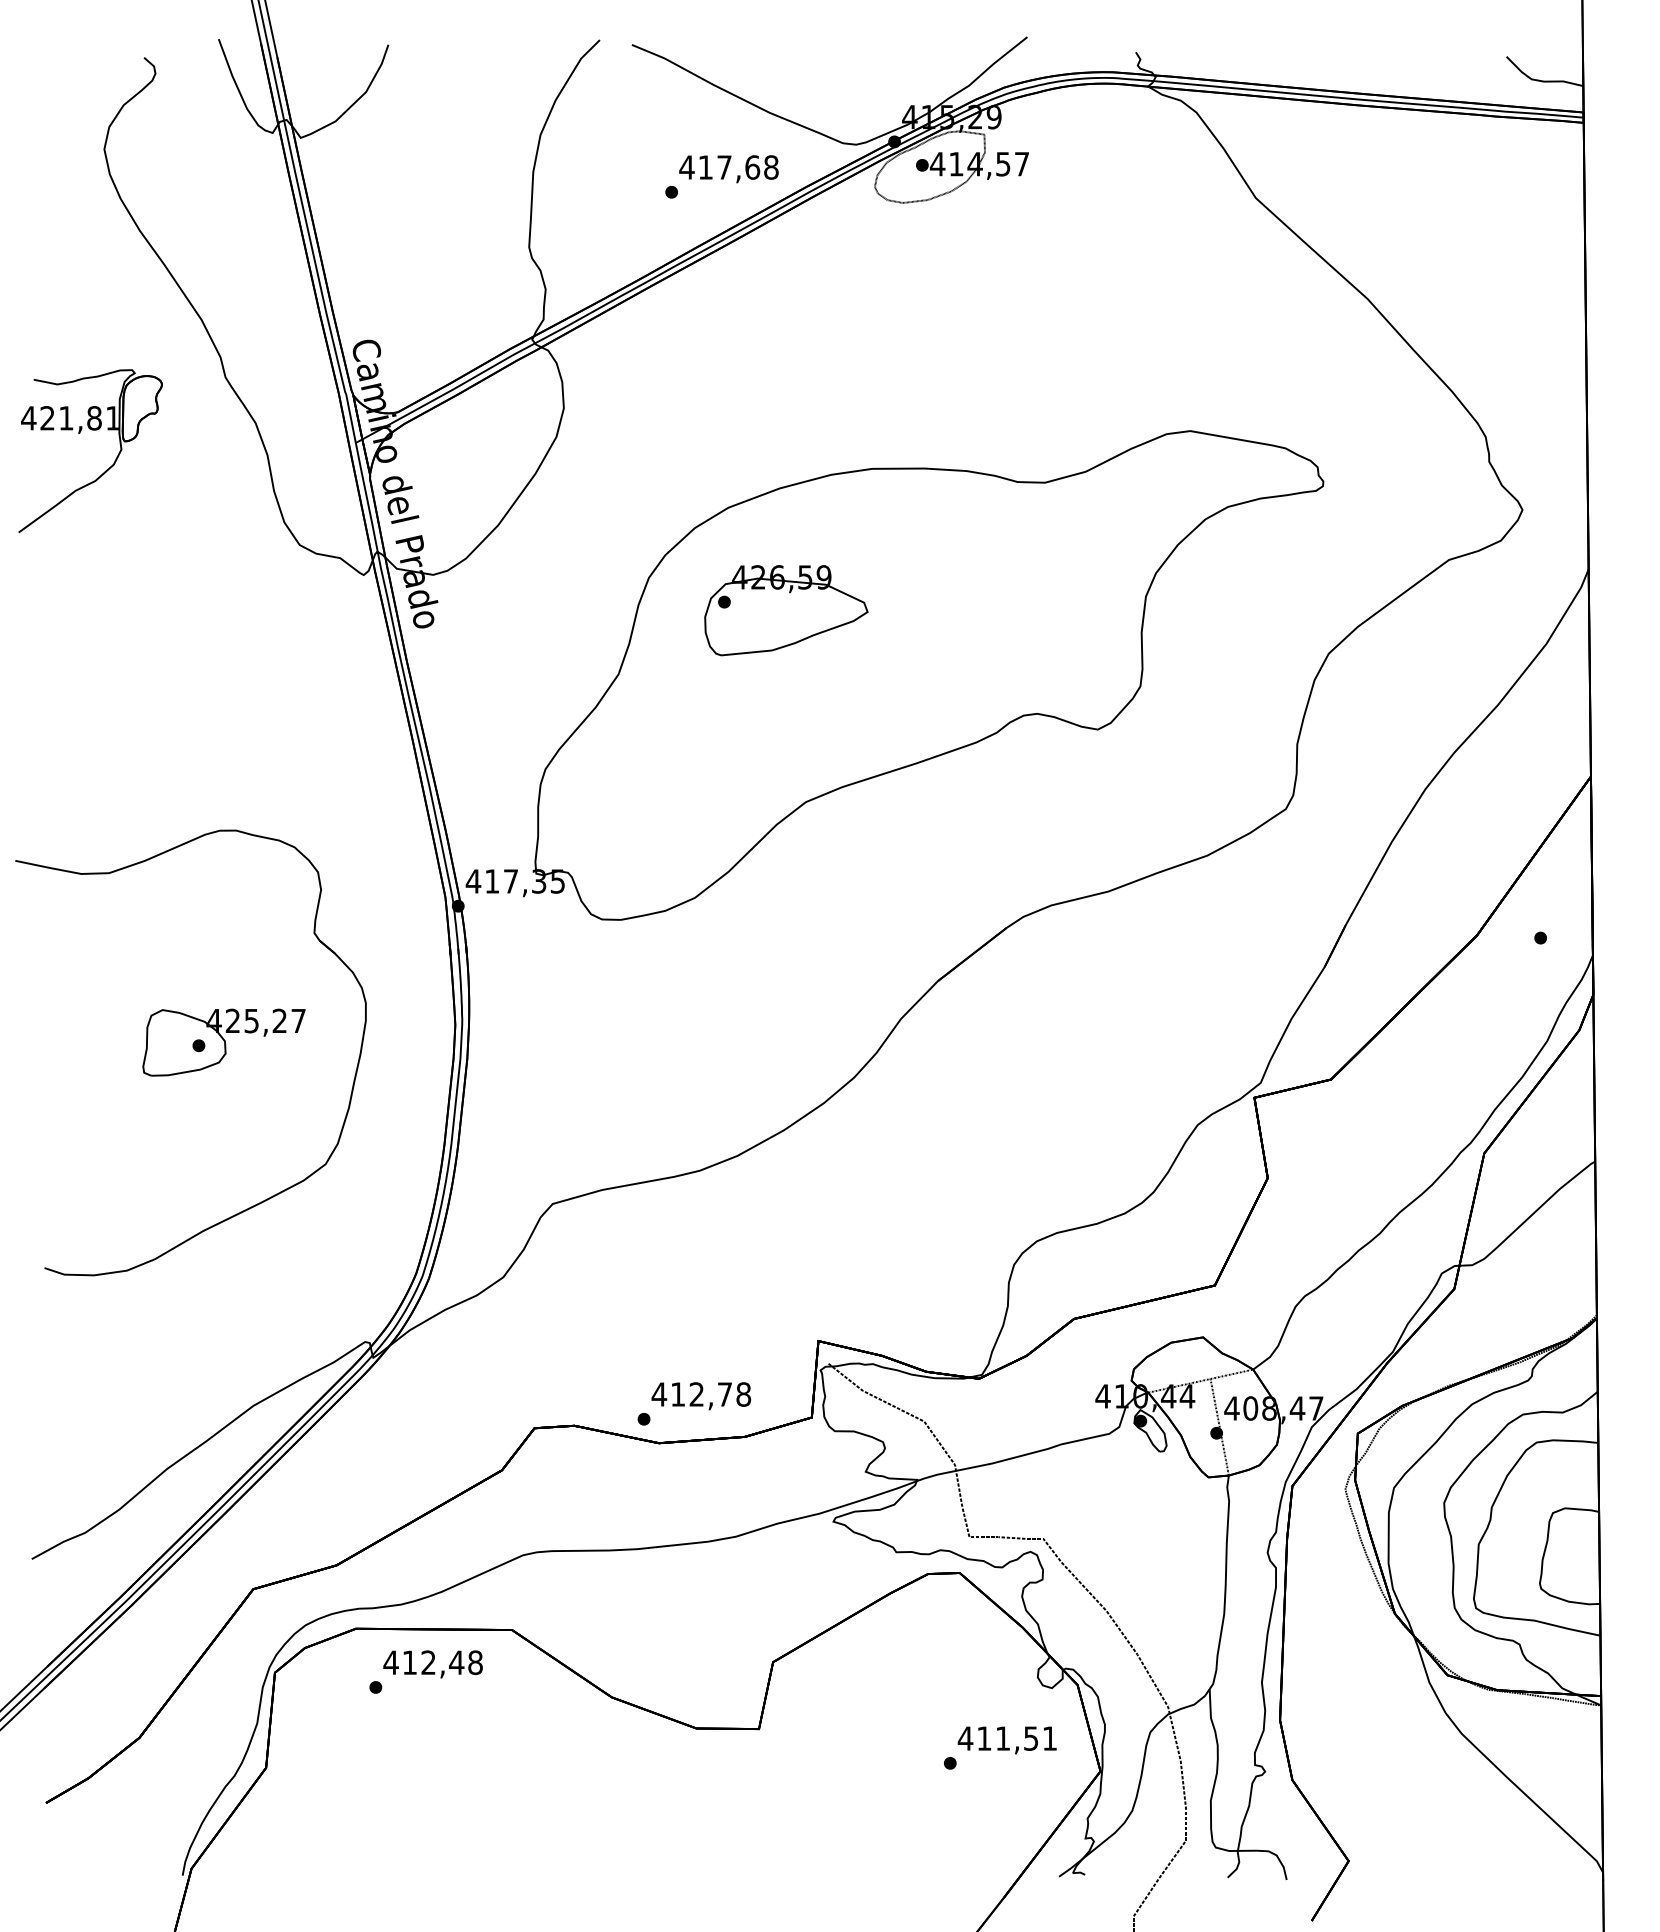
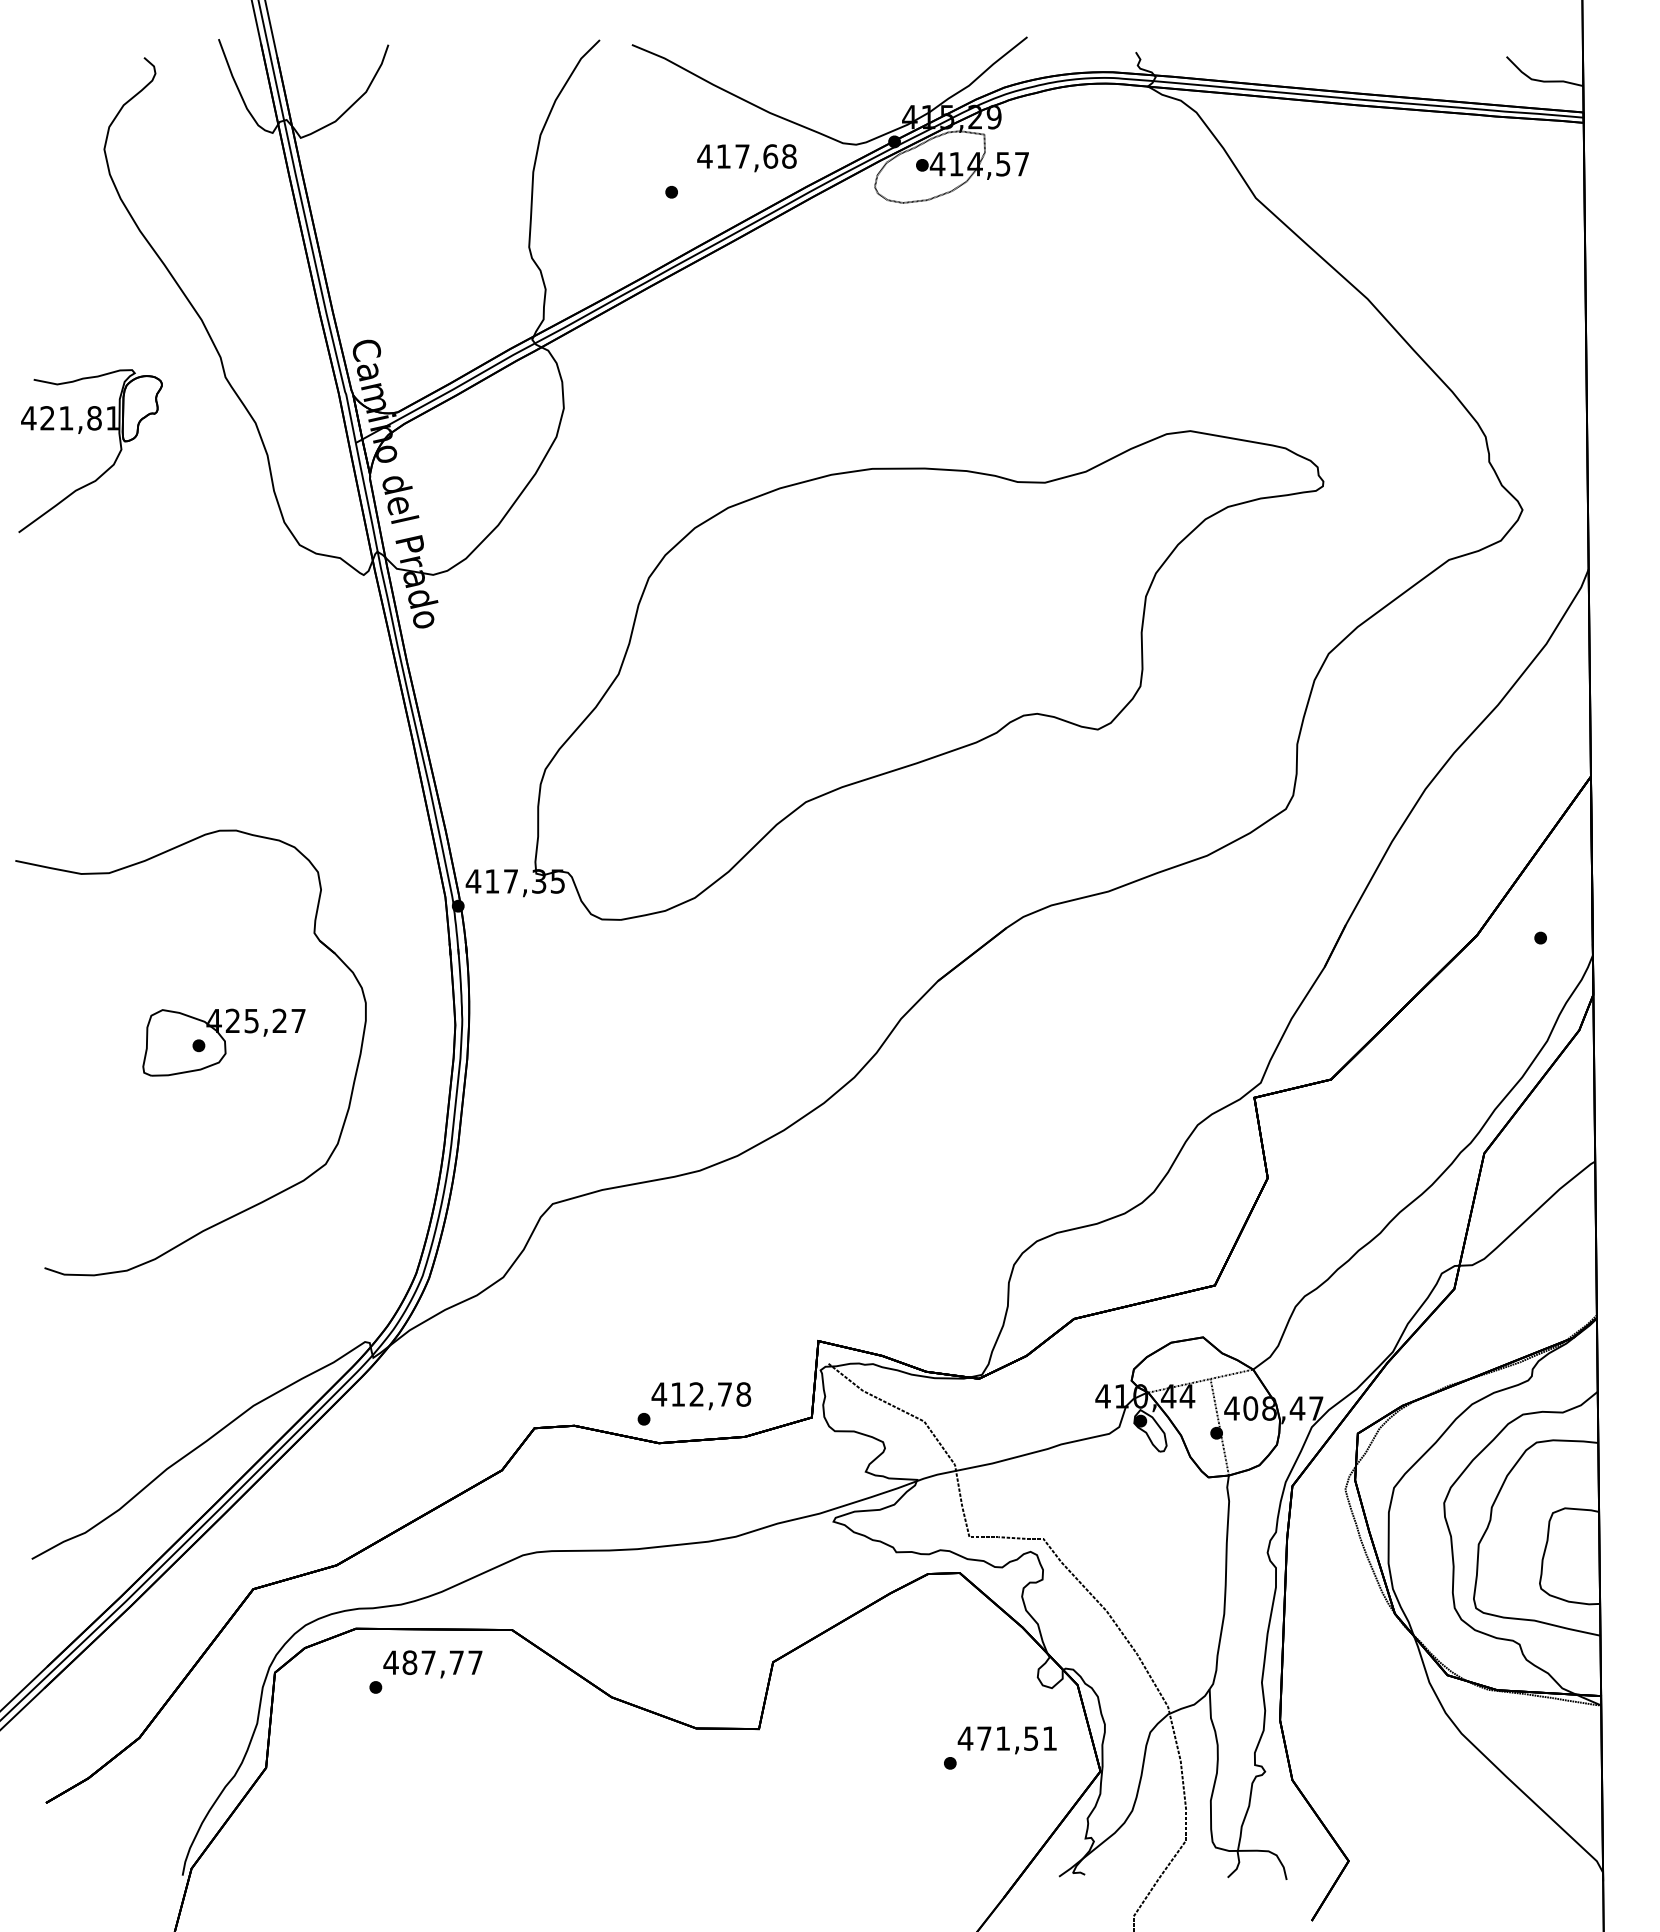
text position: (728, 169) -> (746, 158) (746, 158)
part: present -> none (786, 610)
text: 412,48 -> 487,77 (442, 1662)
text: 411,51 -> 471,51 (984, 1738)
